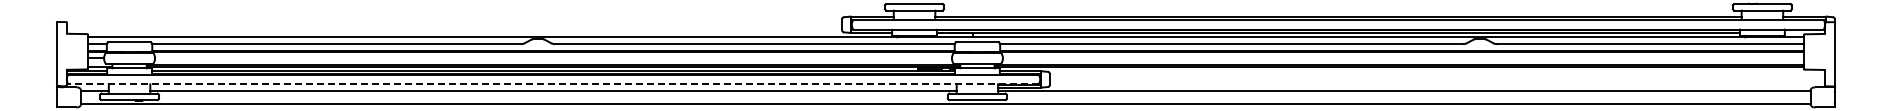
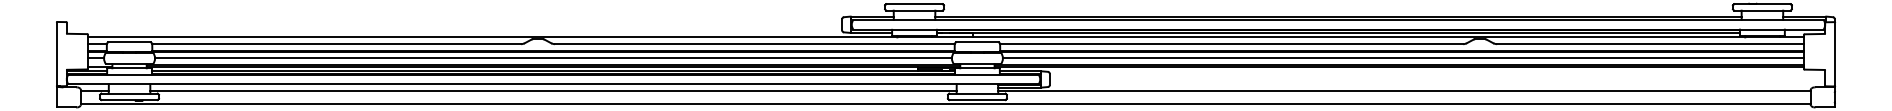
line: none -> present (553, 58)
line: none -> present (1403, 58)
line: dashed -> solid (553, 84)
